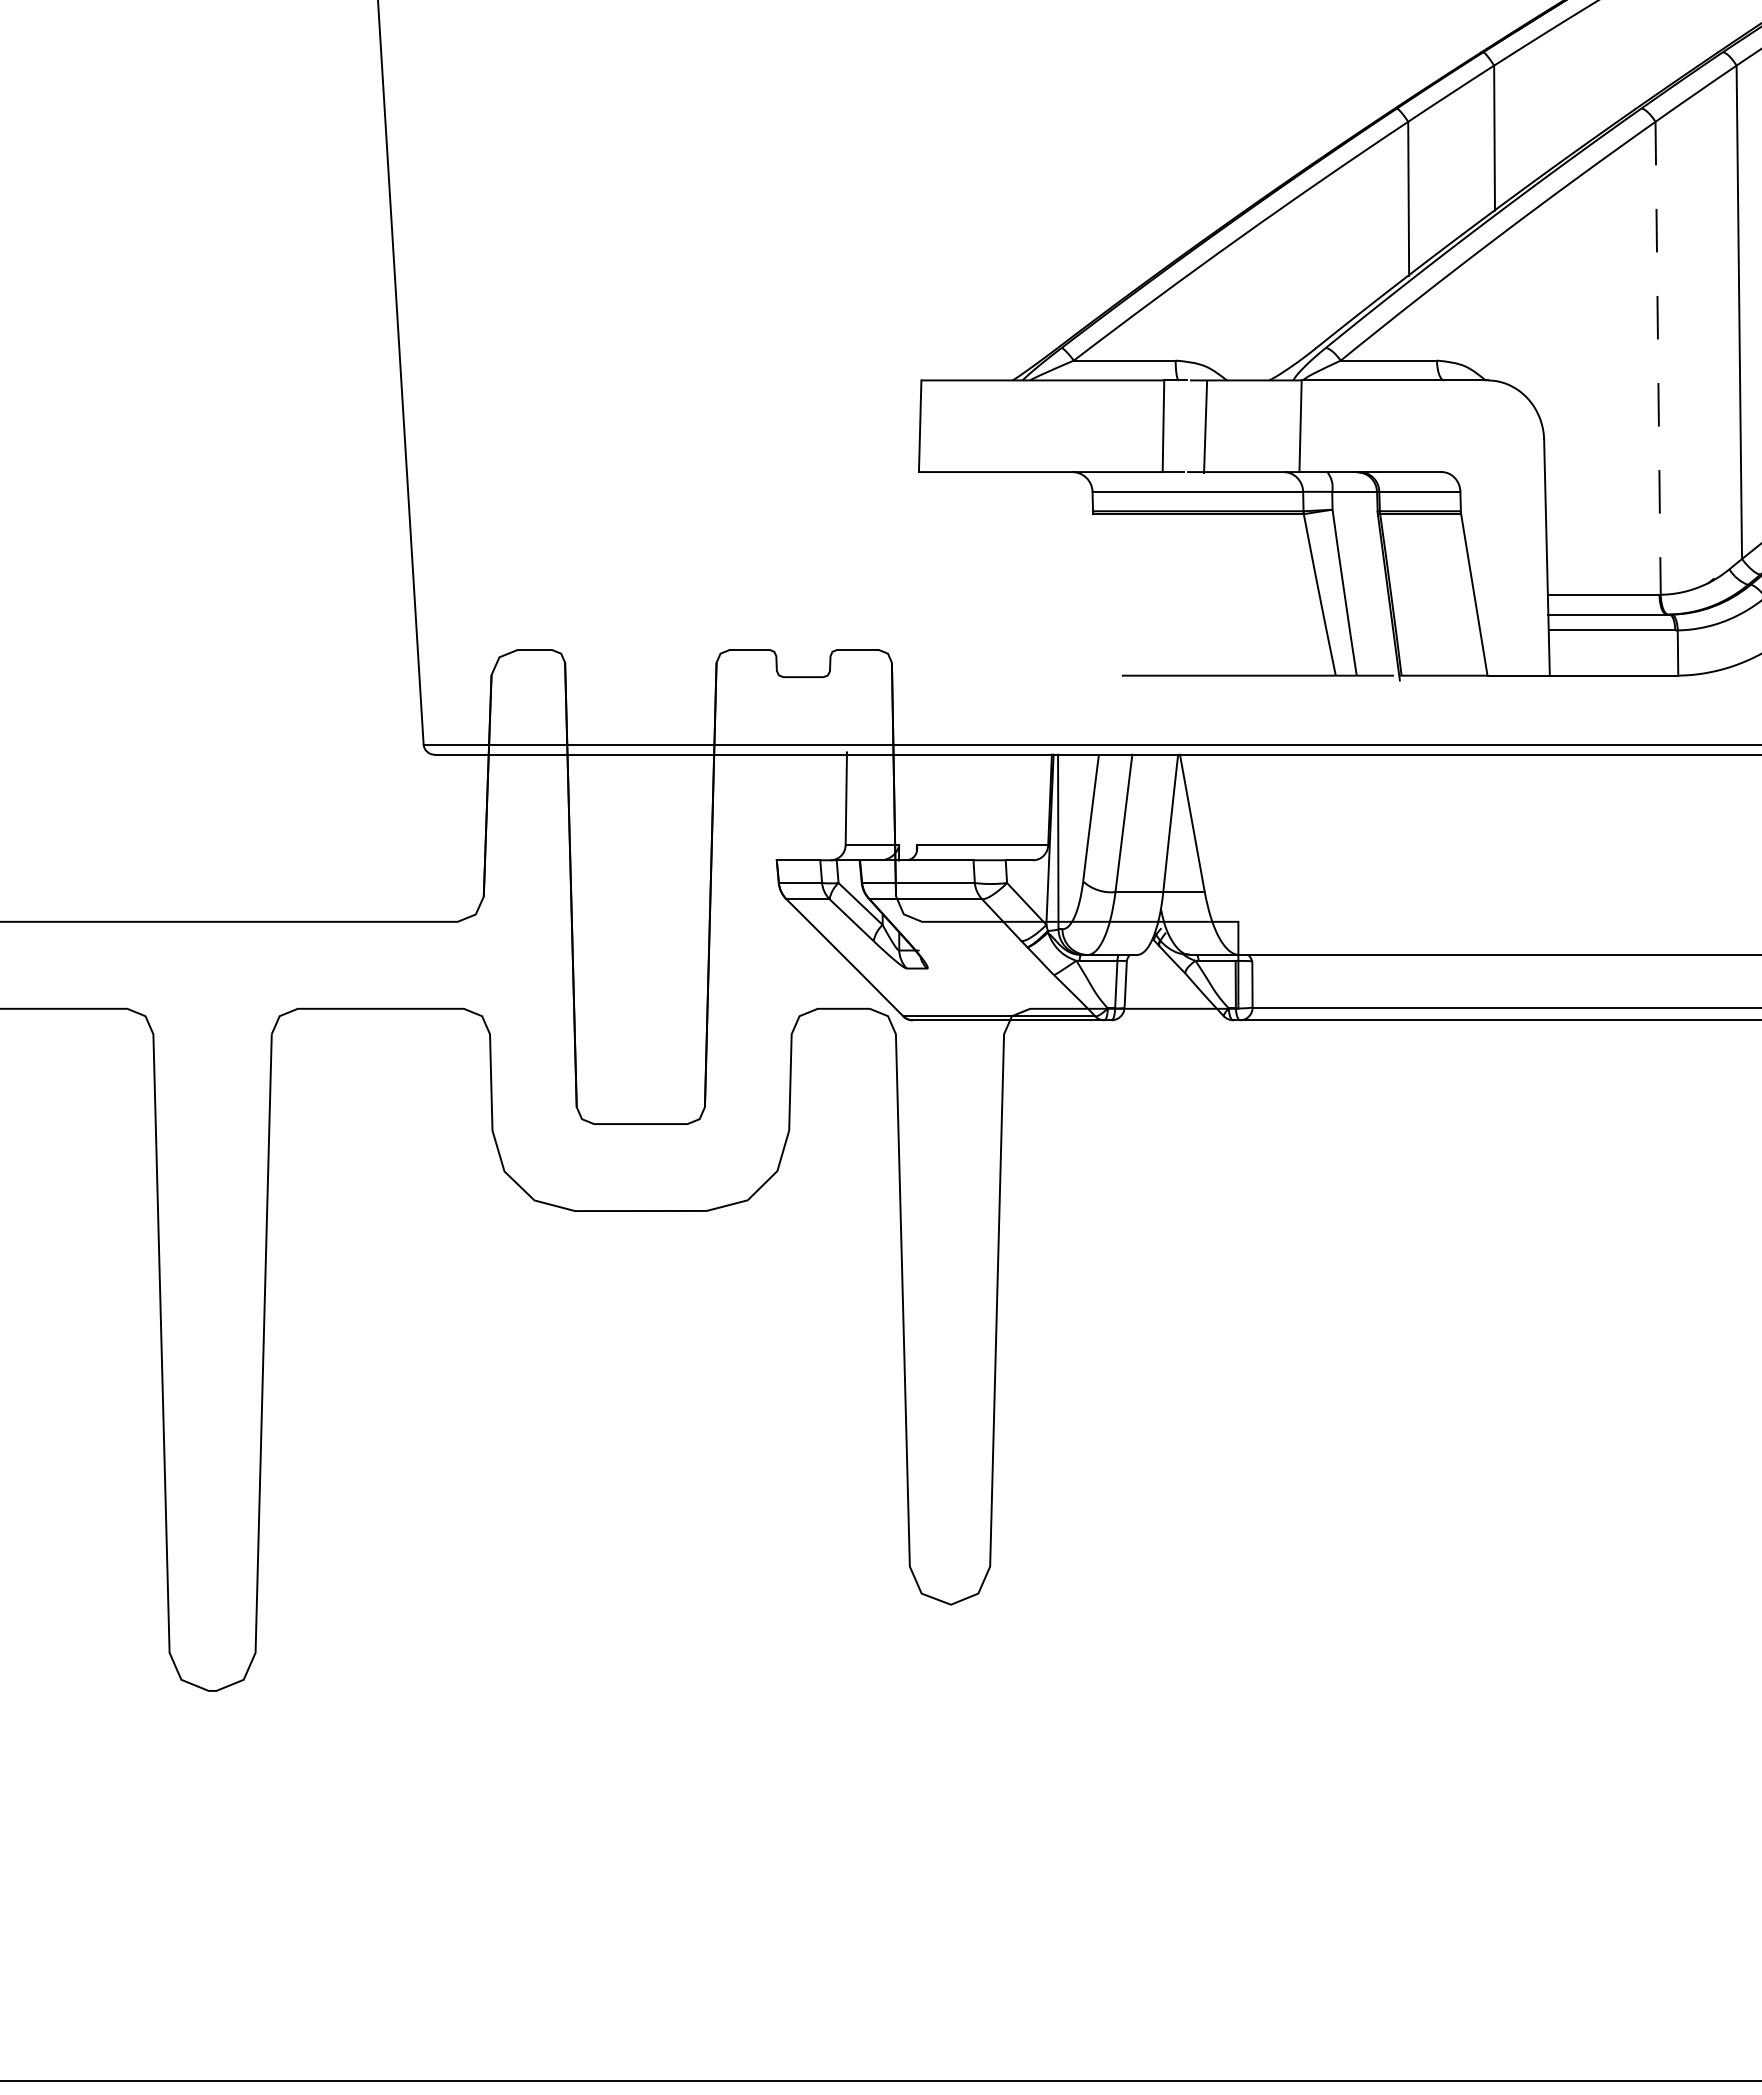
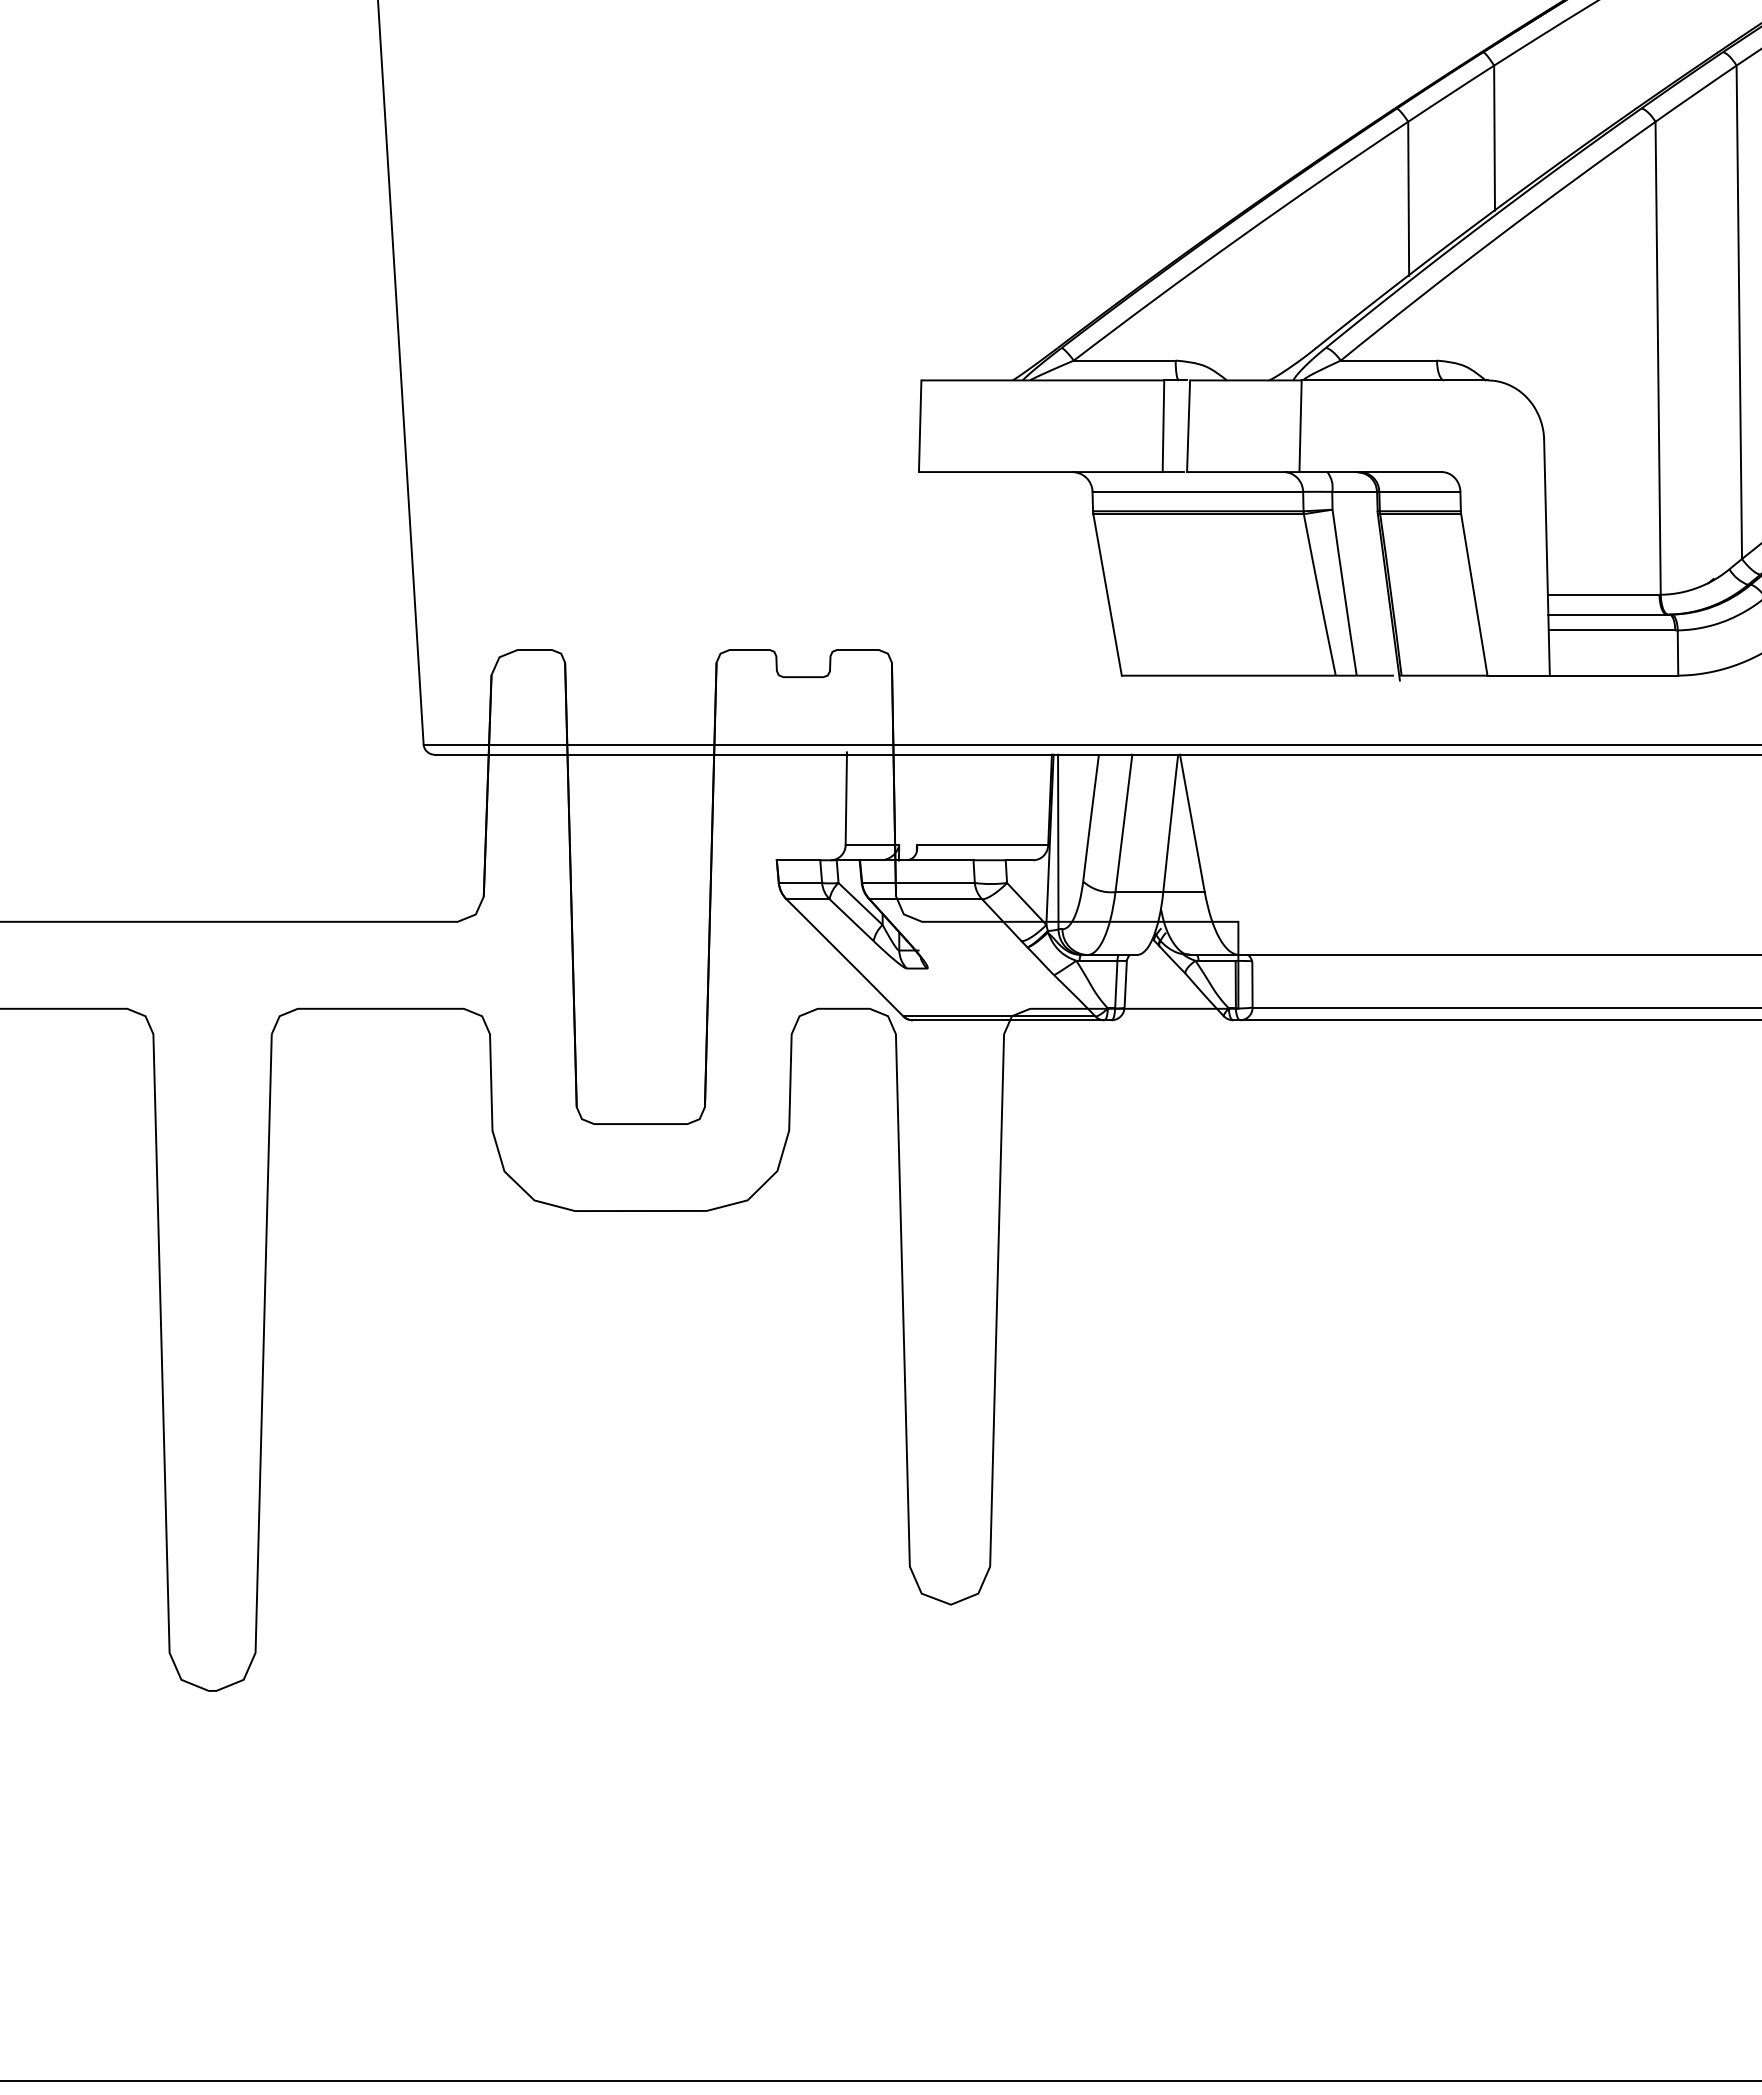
line: dashed -> solid (1658, 358)
line position: (1205, 427) -> (1188, 426) (1188, 426)
line: none -> present (1107, 594)
